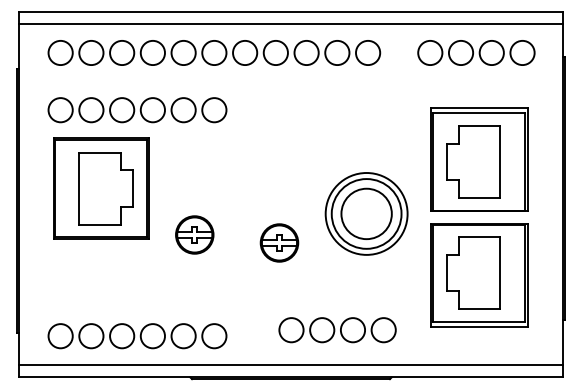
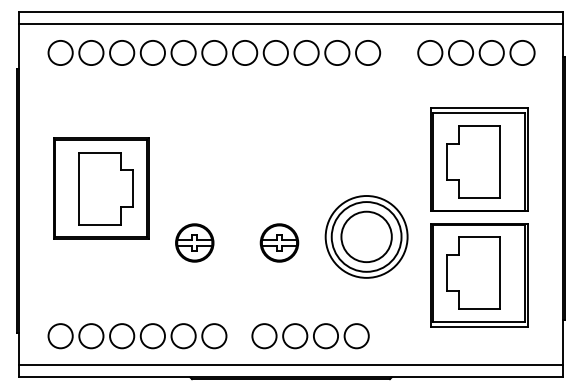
part: present -> none (137, 110)
part position: (366, 213) -> (366, 236) (366, 236)
part position: (194, 234) -> (194, 242) (194, 242)
part position: (337, 330) -> (310, 336) (310, 336)
